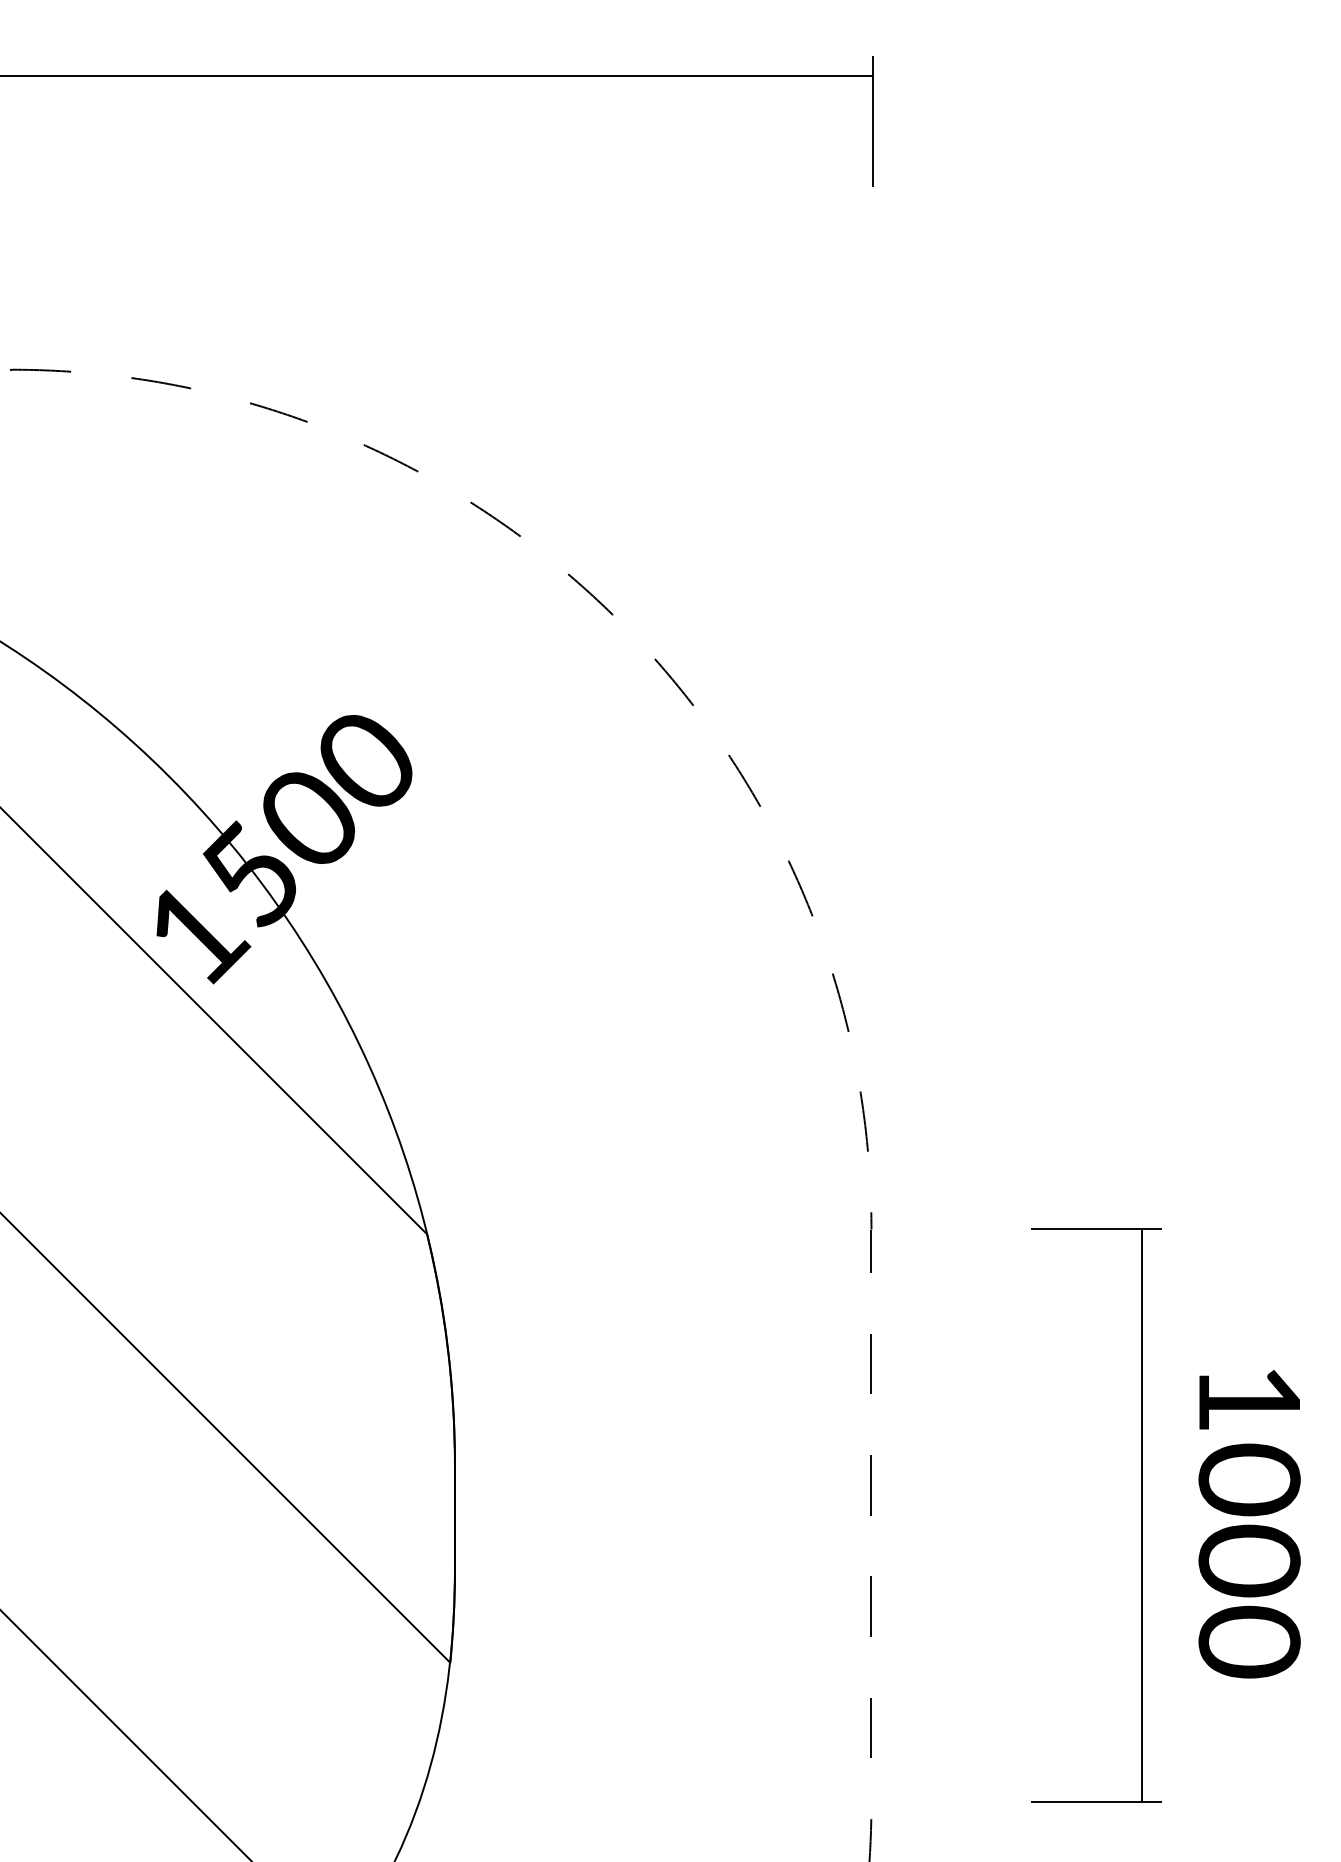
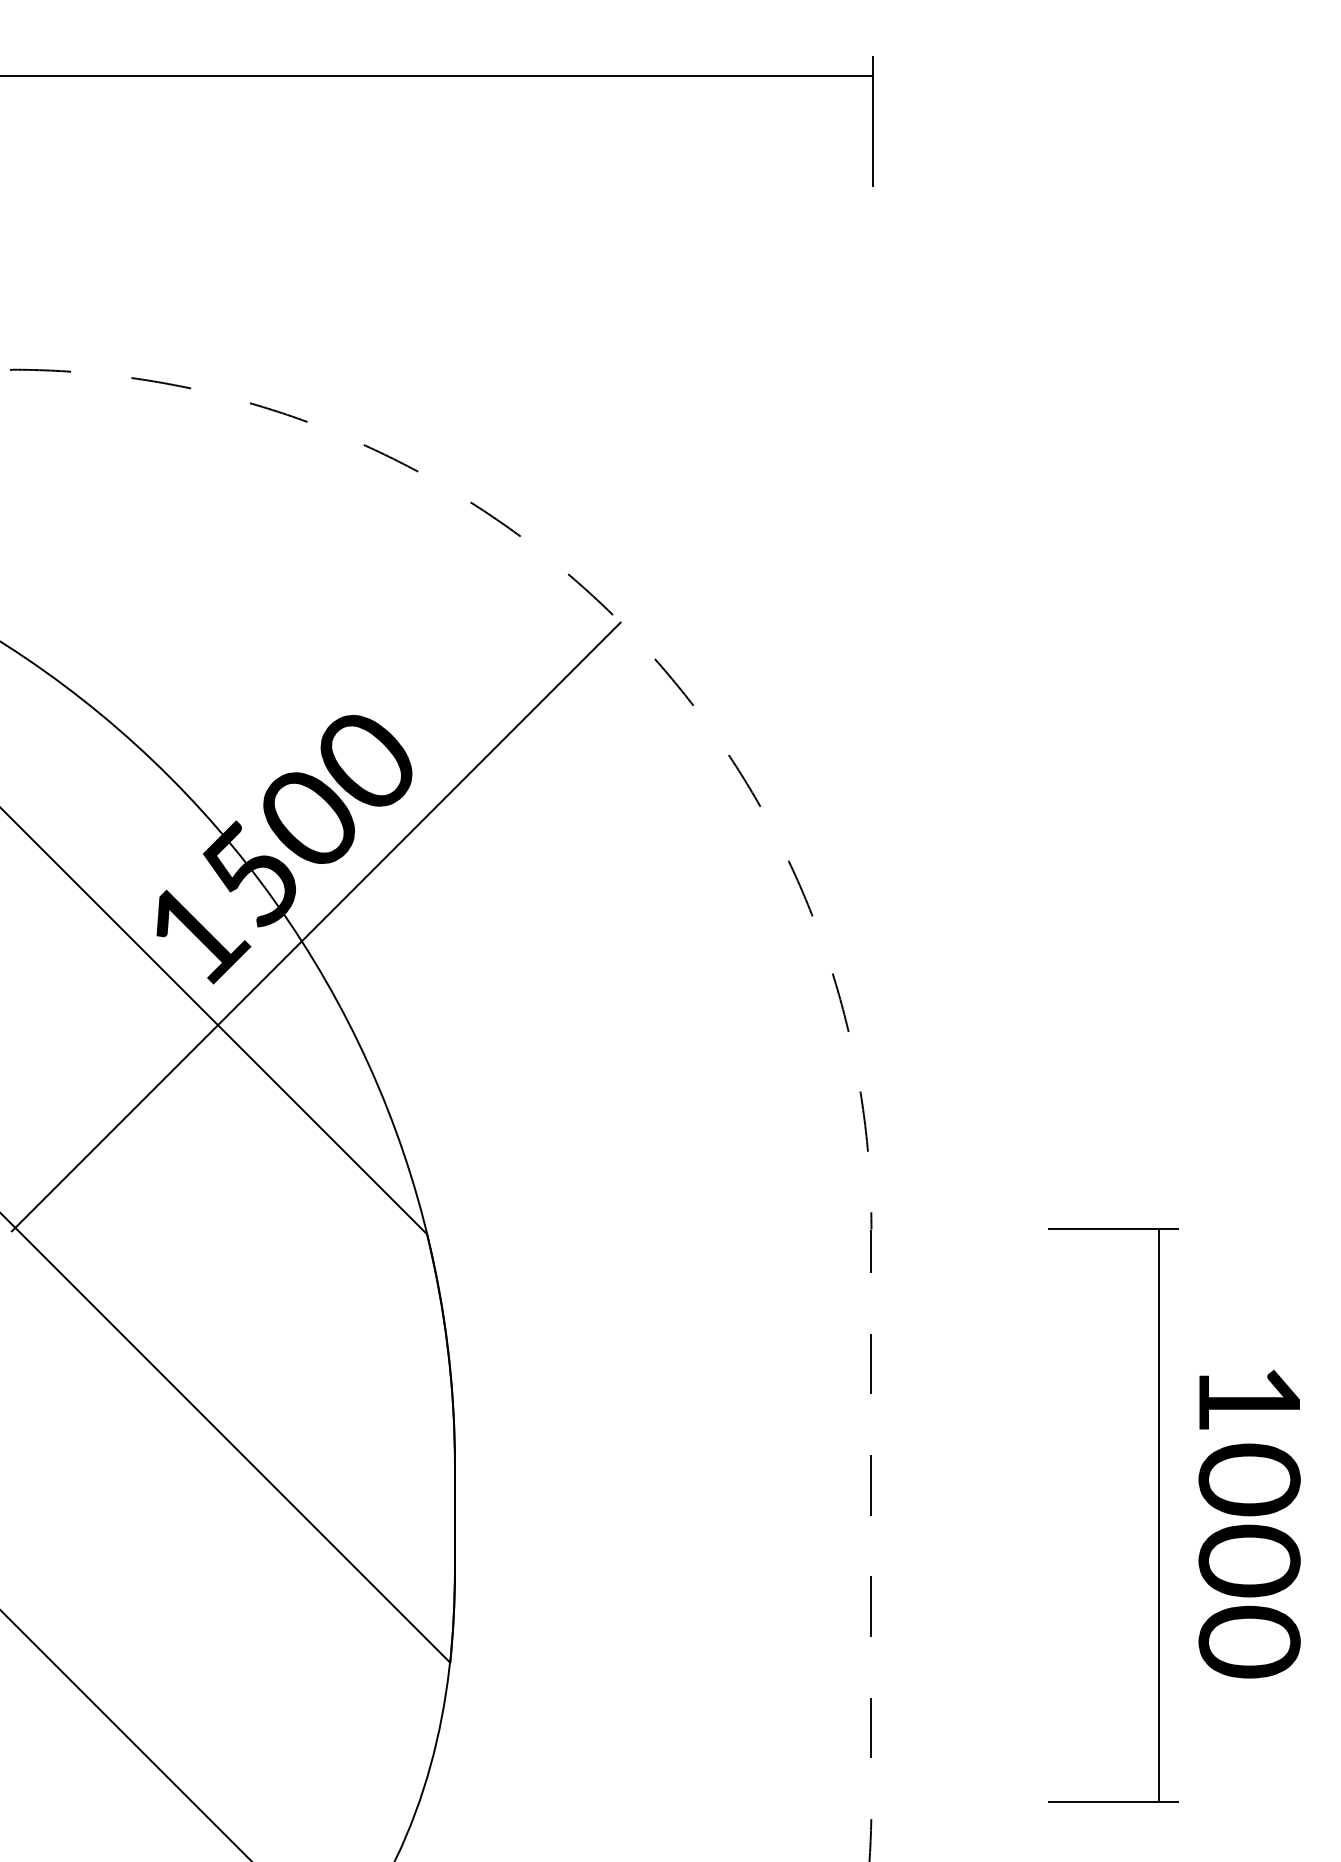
line: none -> present (315, 926)
part position: (1141, 1515) -> (1158, 1515) (1158, 1515)
